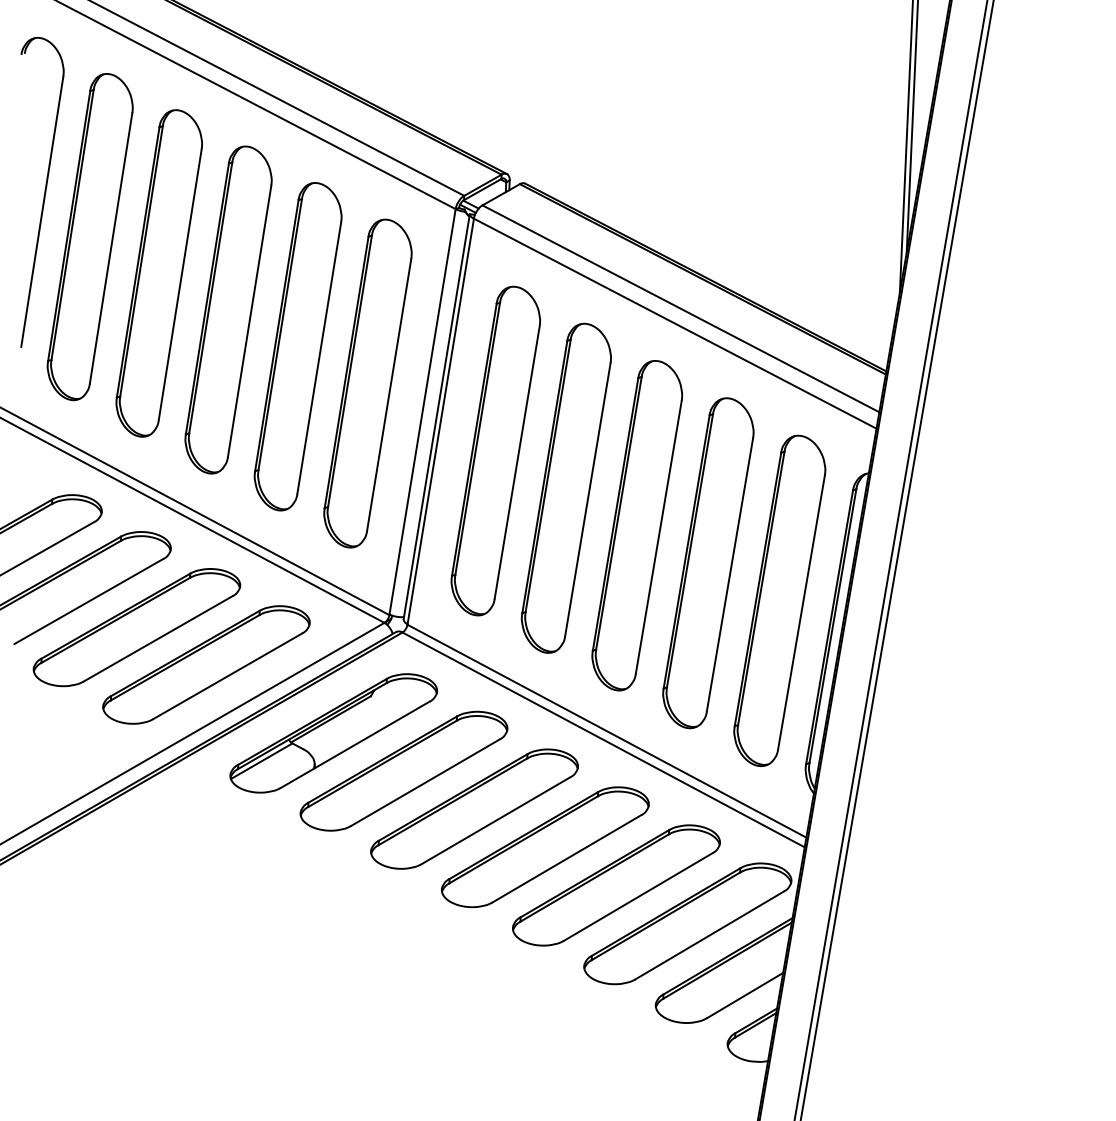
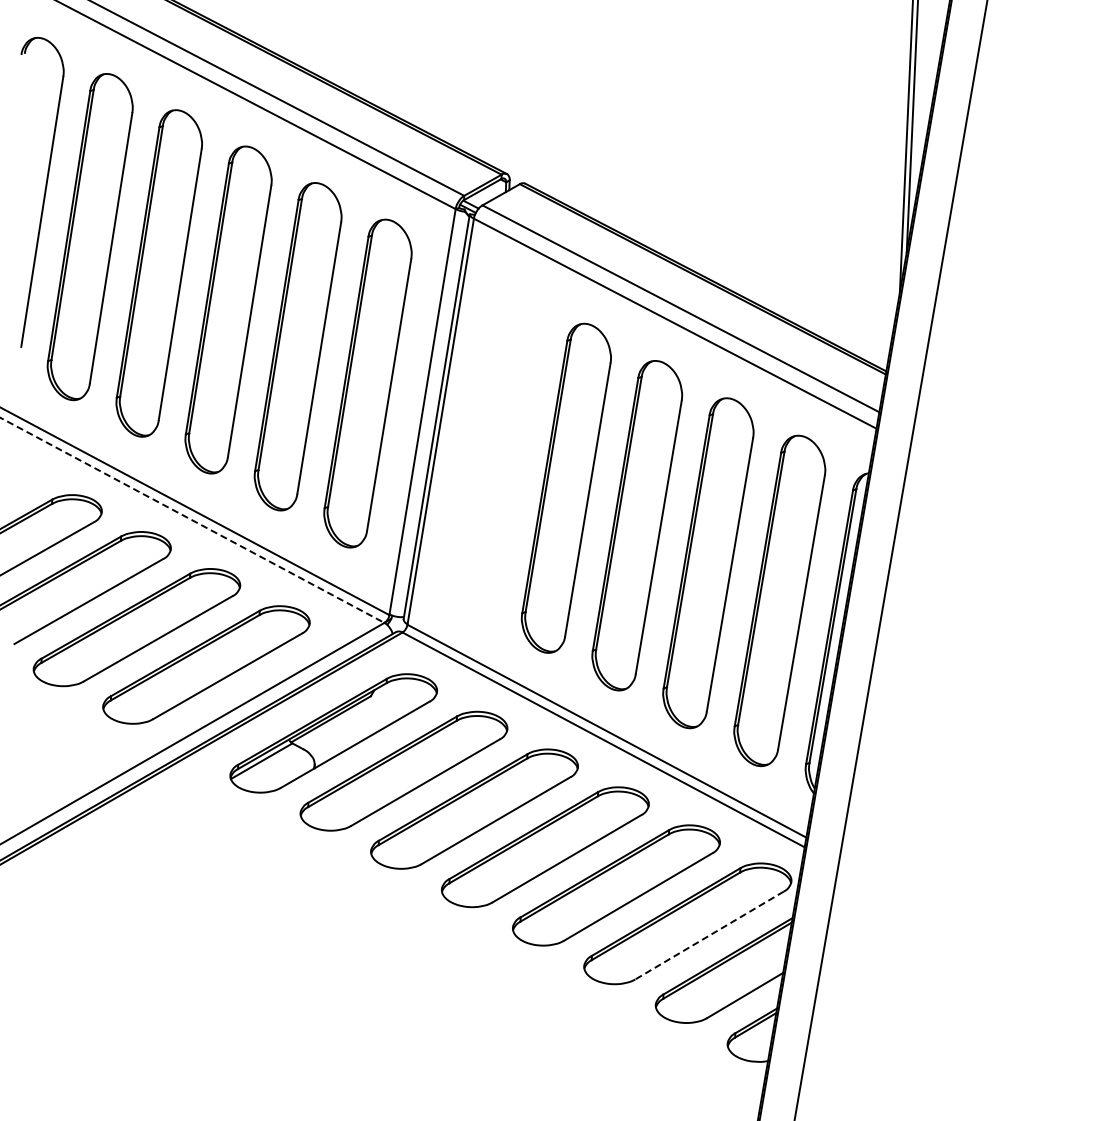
part: present -> none (495, 450)
line: solid -> dashed (193, 520)
line: present -> none (897, 559)
line: solid -> dashed (709, 935)
